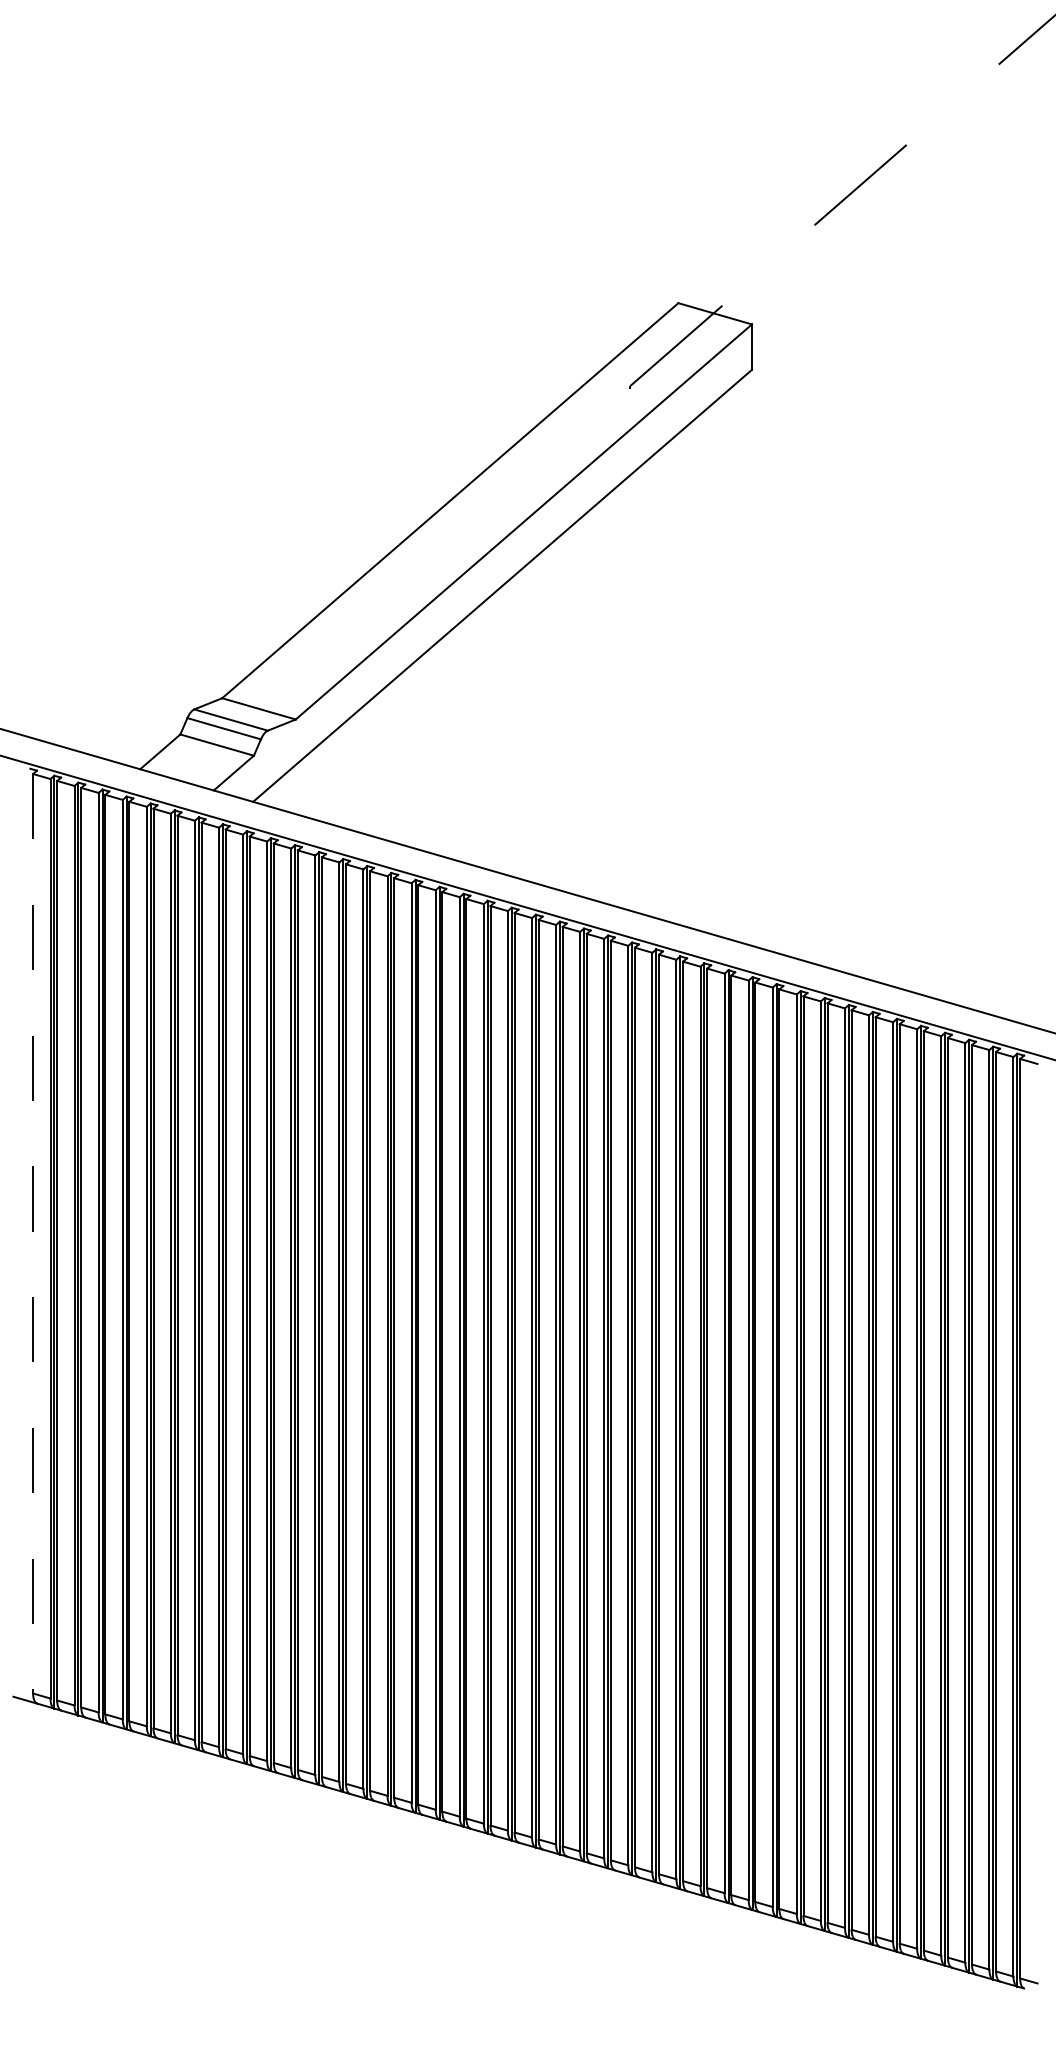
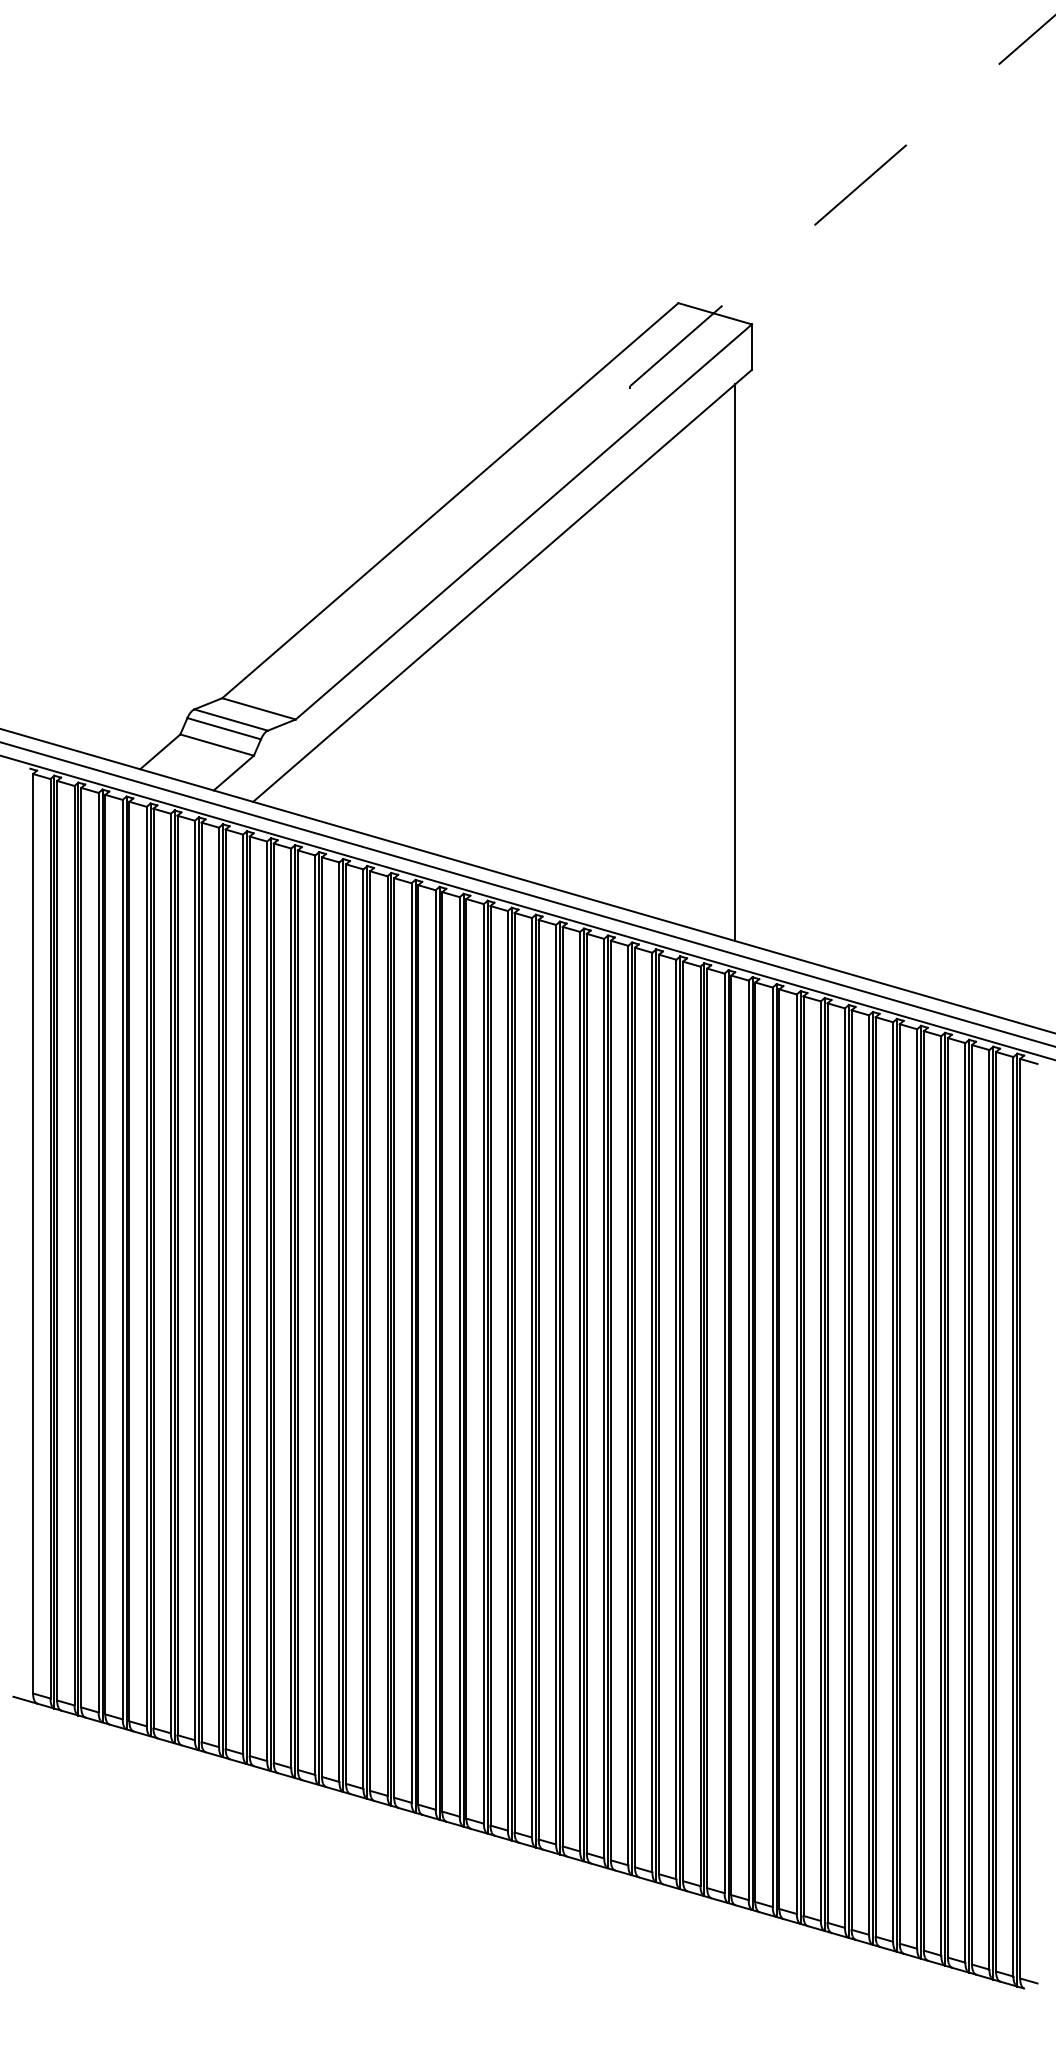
line: none -> present (735, 662)
line: none -> present (527, 893)
line: dashed -> solid (33, 1233)
